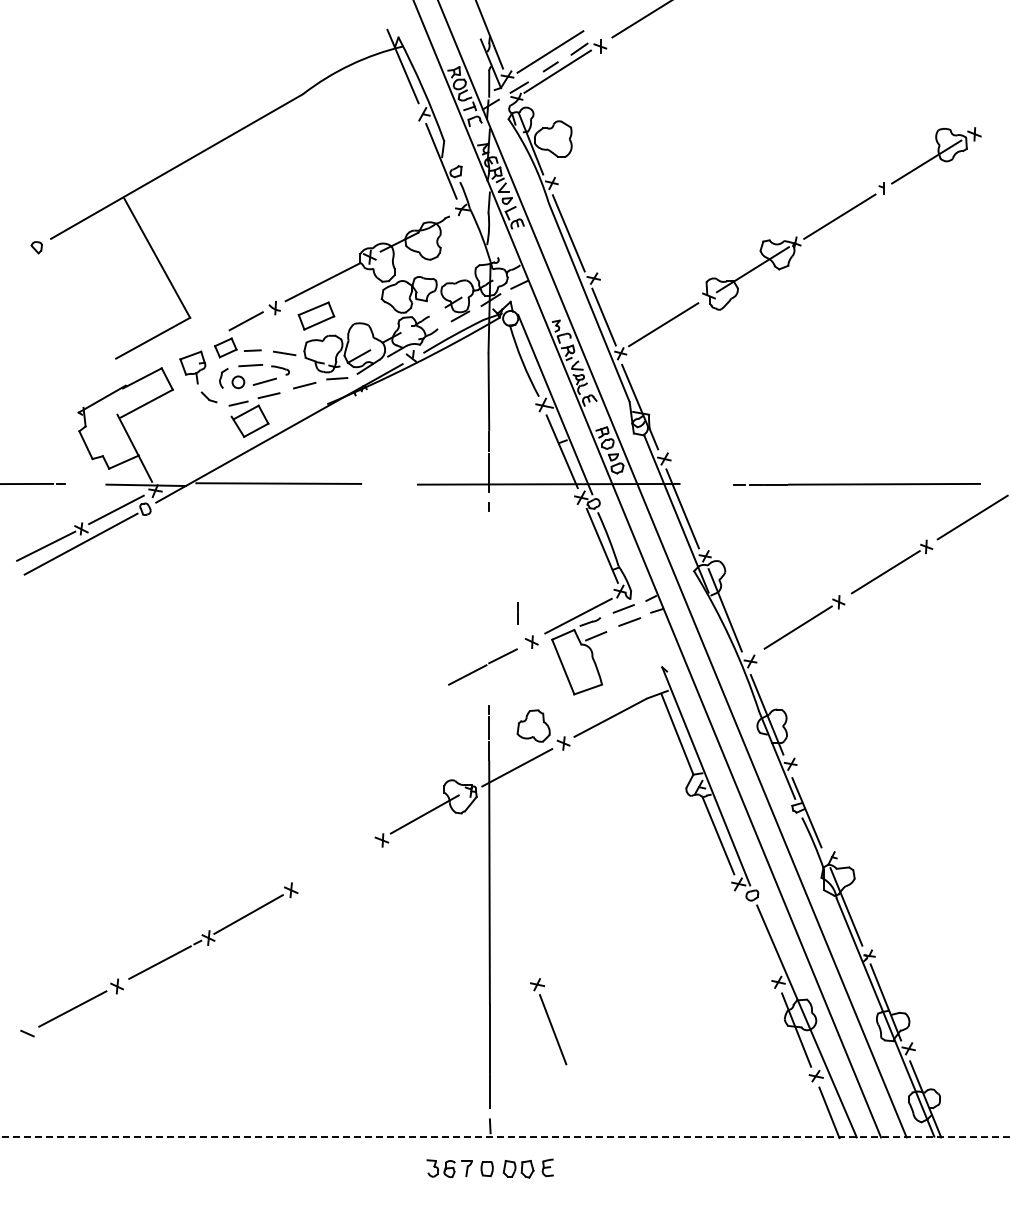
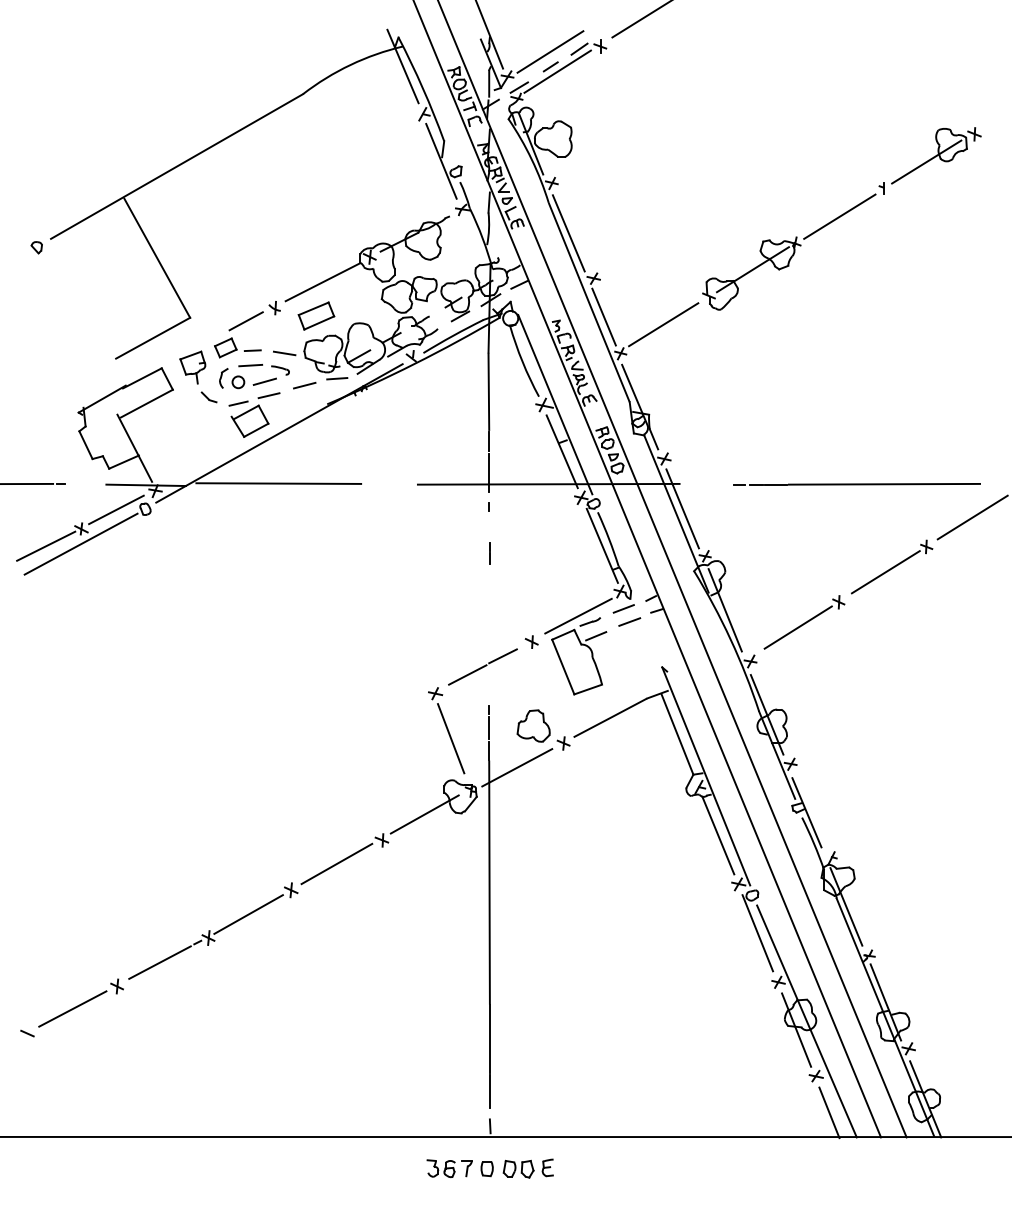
line position: (517, 613) -> (489, 553) (489, 553)
line: none -> present (336, 863)
line: none -> present (757, 933)
part position: (548, 1021) -> (446, 730) (446, 730)
line: dashed -> solid (506, 1137)
